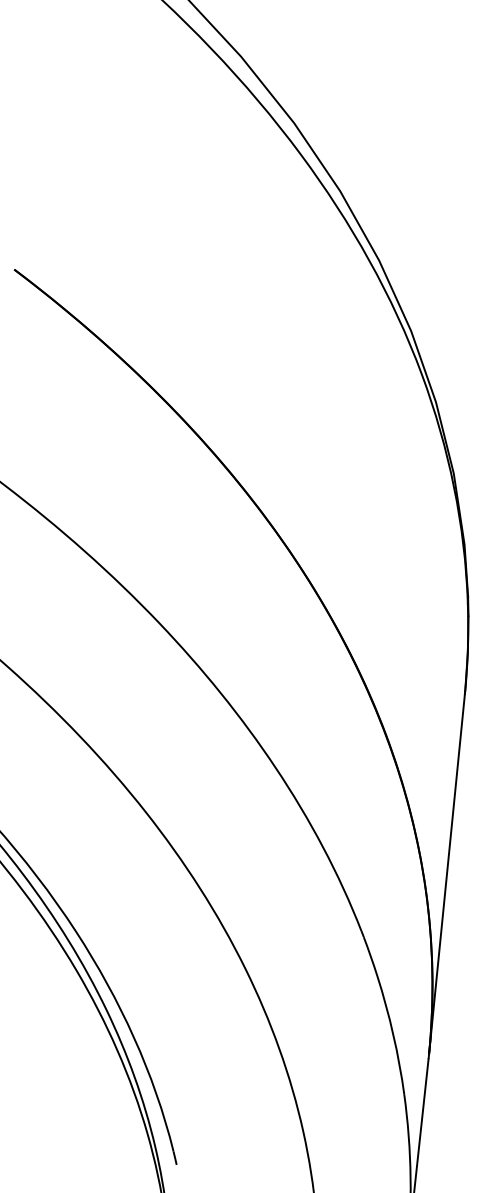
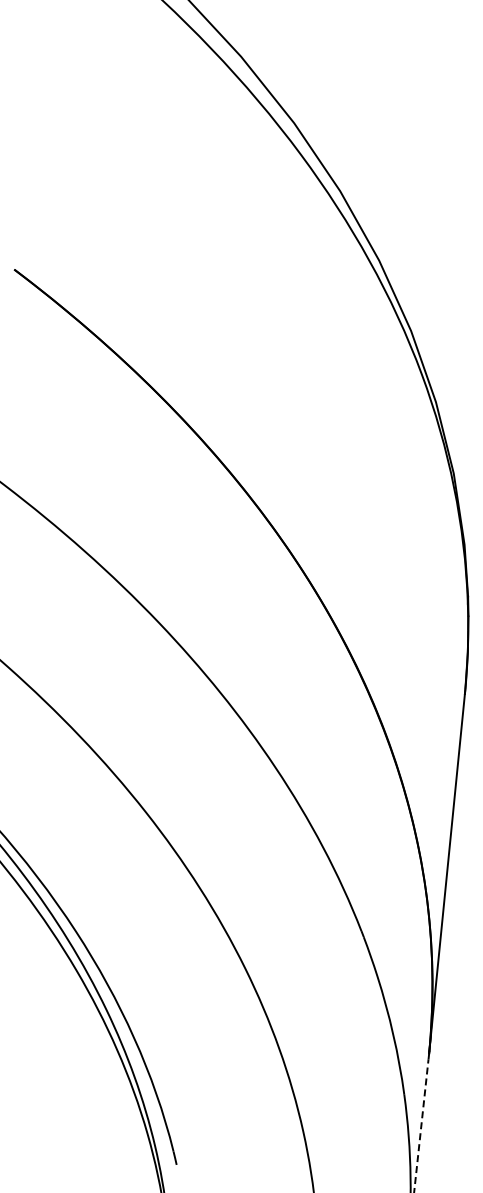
line: solid -> dashed (421, 1125)
